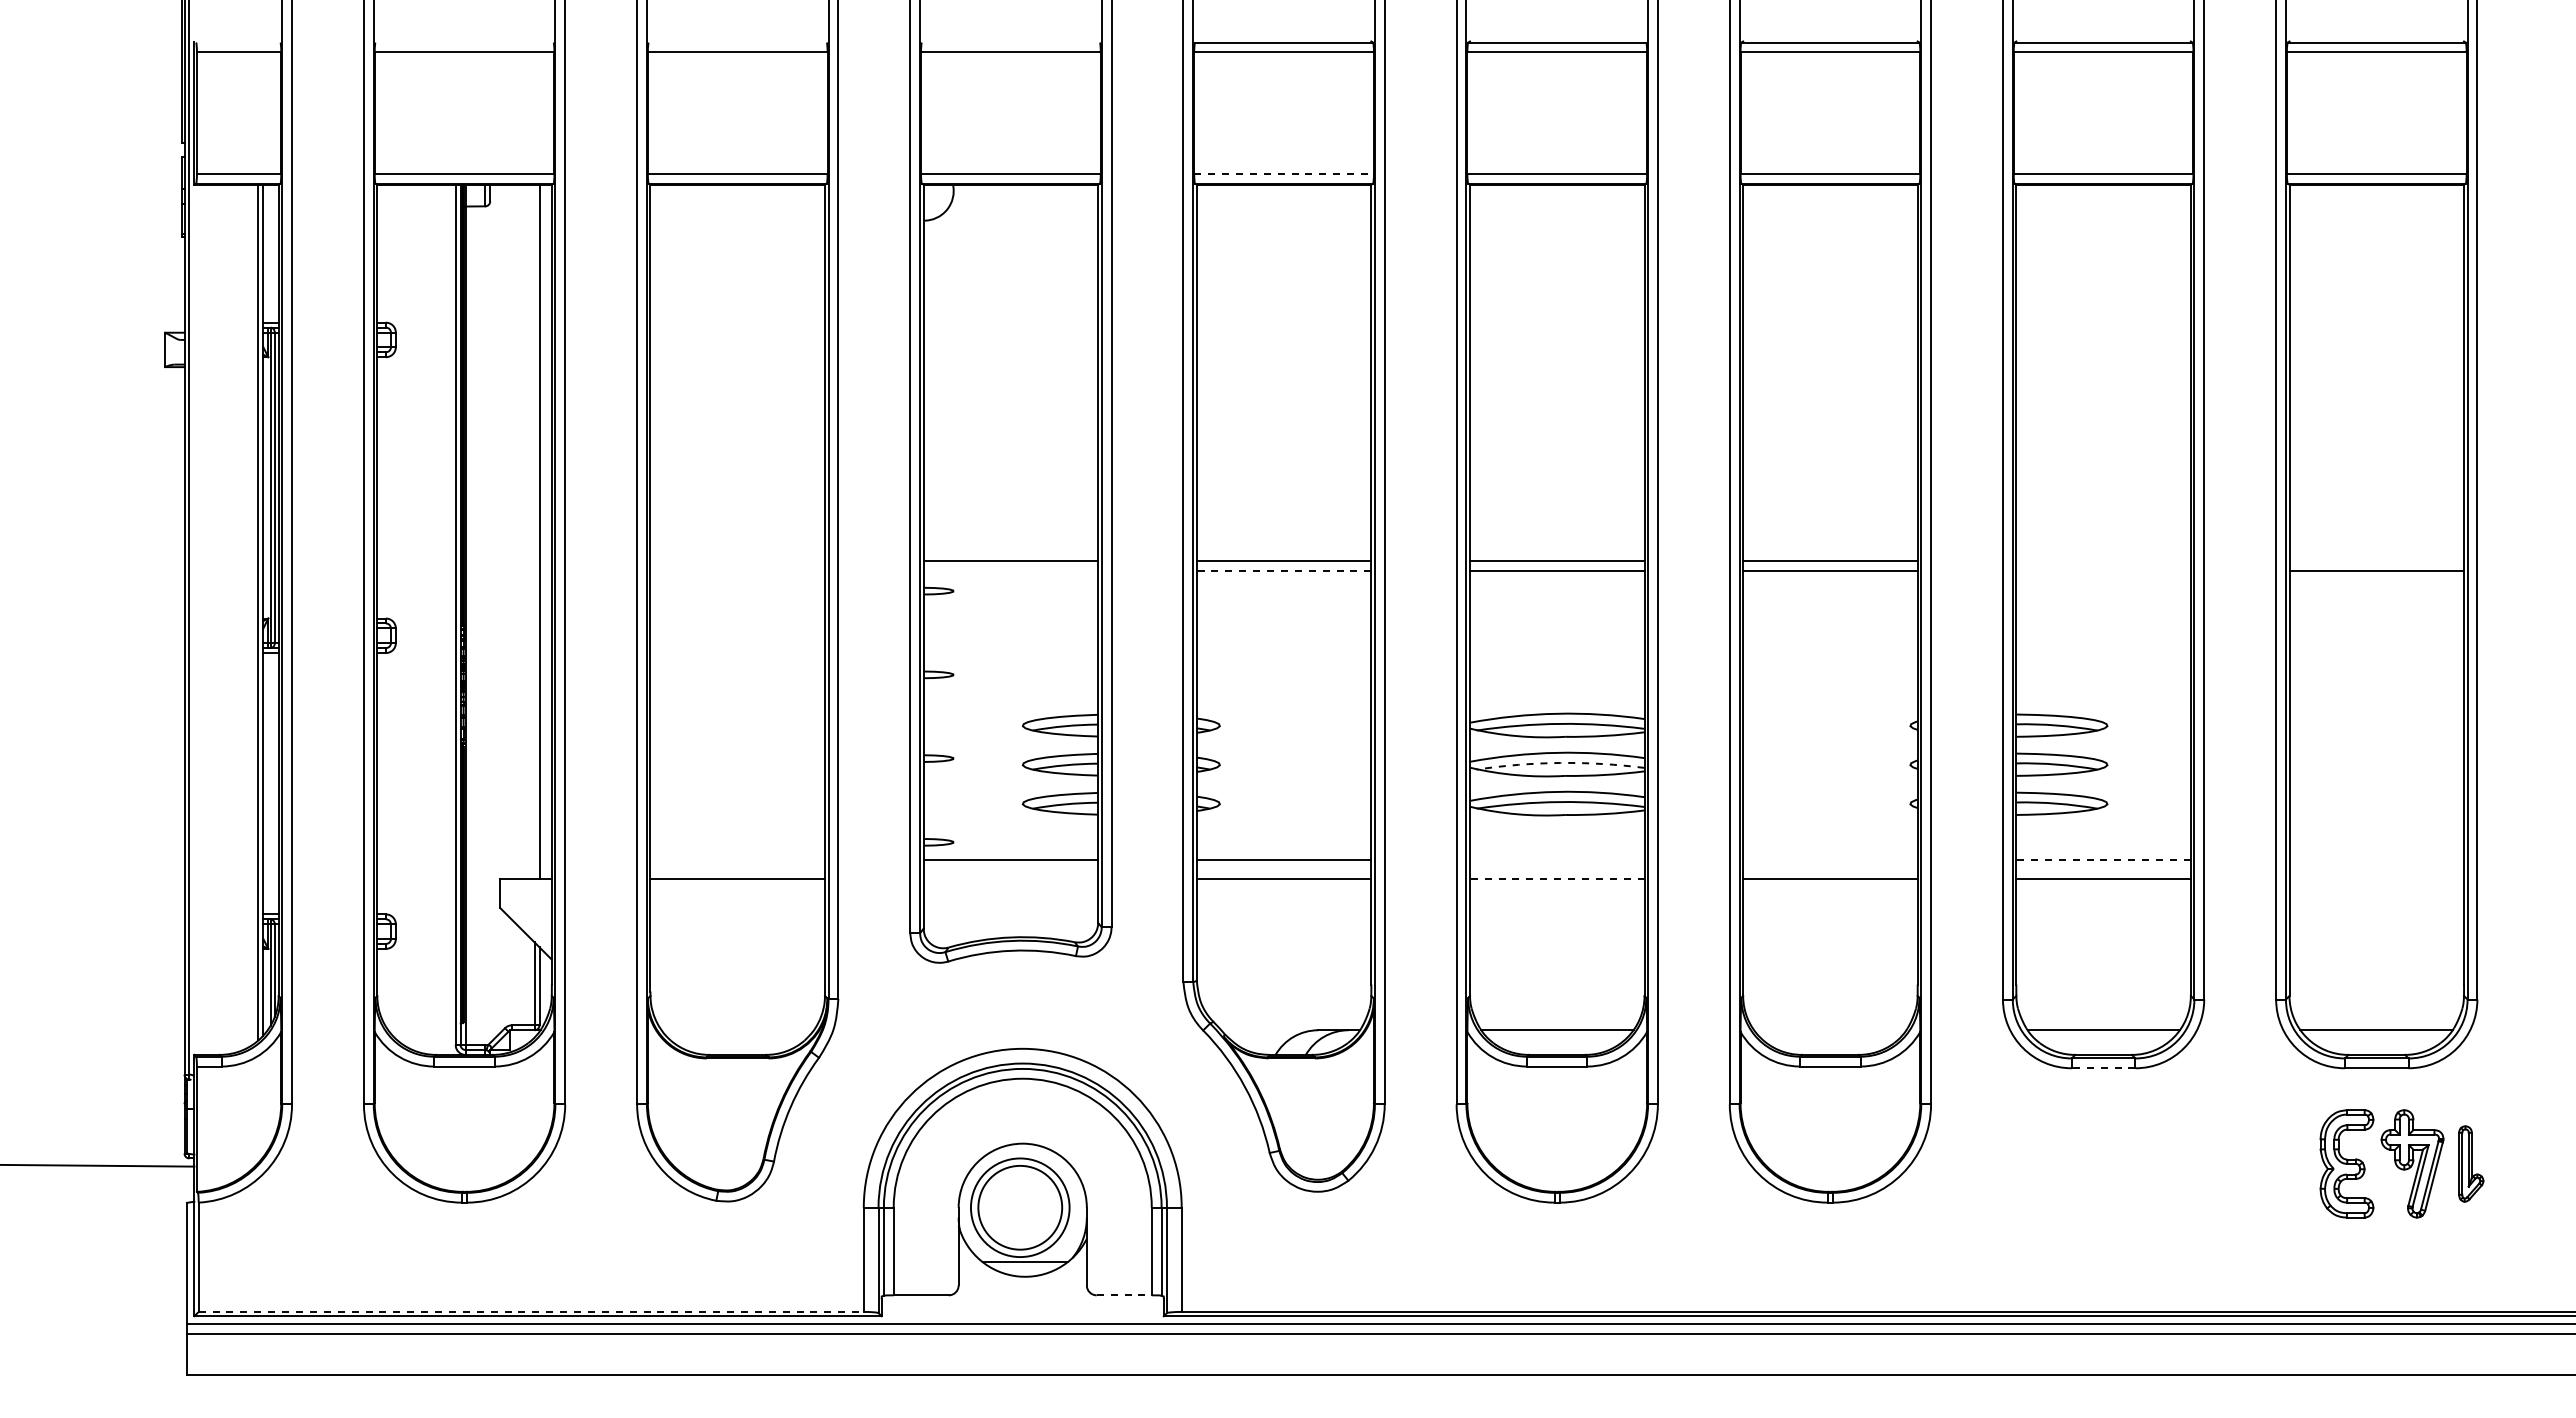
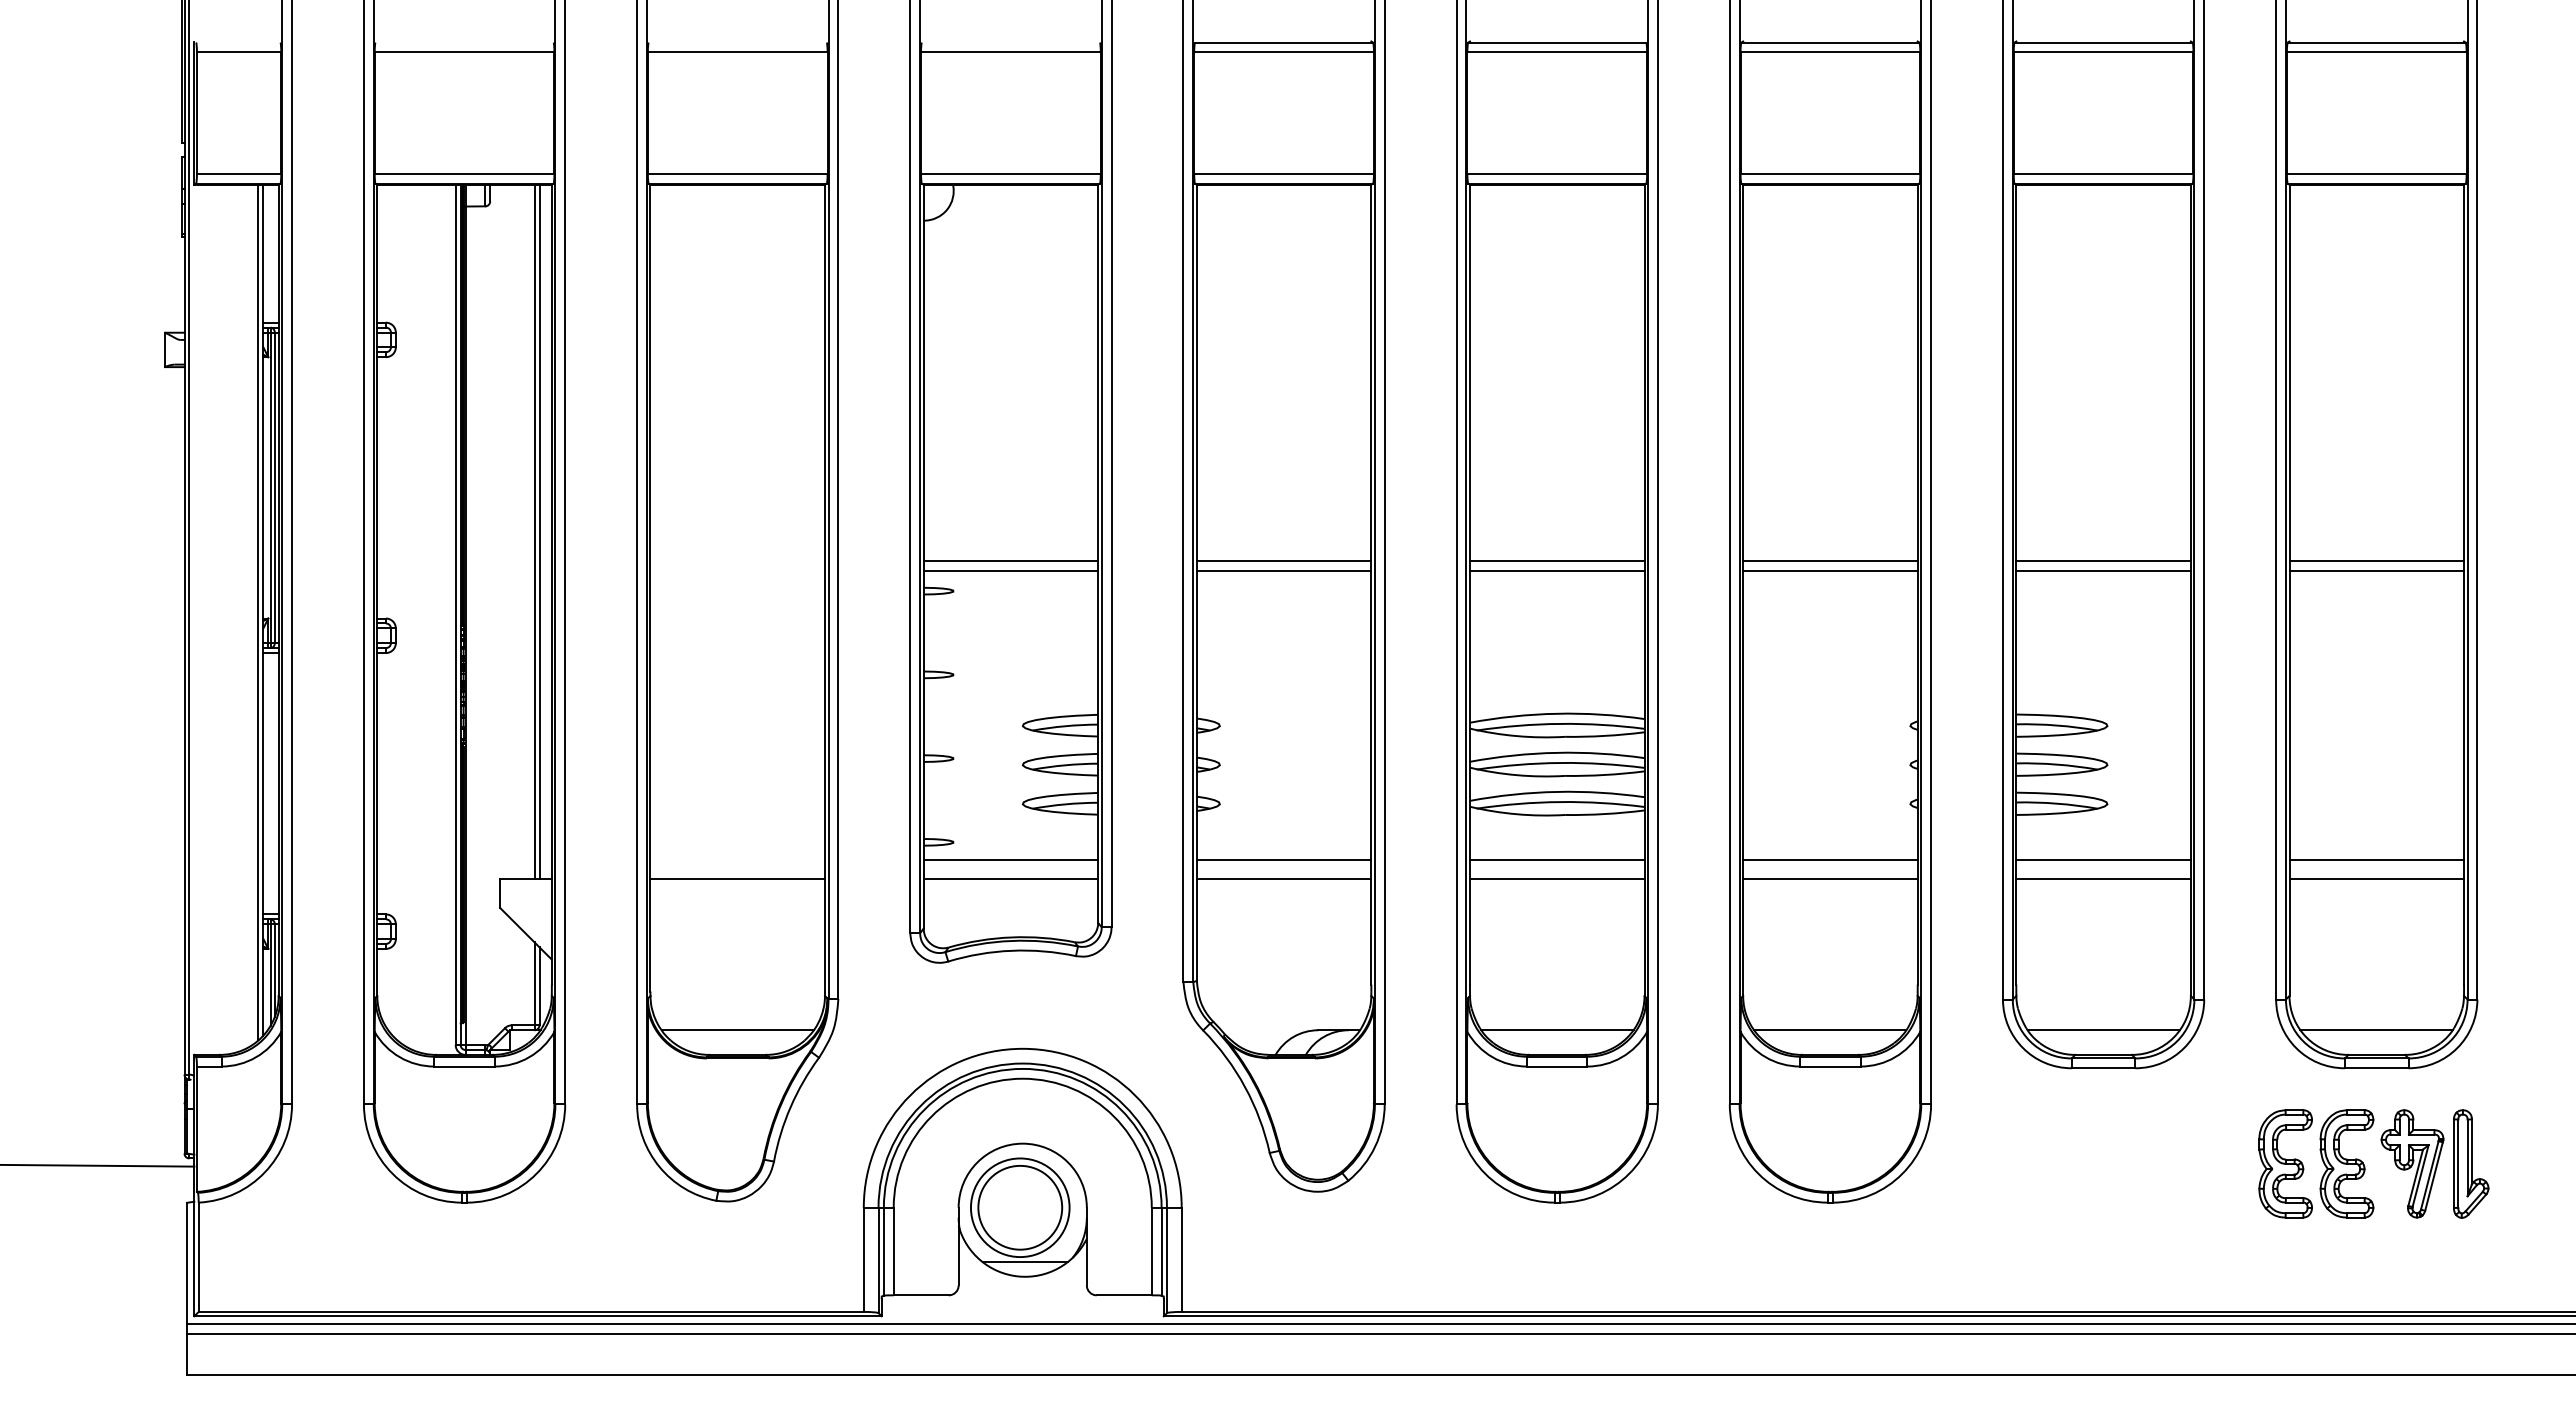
line: dashed -> solid (1284, 173)
line: none -> present (534, 531)
line: none -> present (2103, 560)
line: none -> present (2376, 560)
line: none -> present (1010, 570)
line: dashed -> solid (1283, 570)
line: none -> present (2103, 570)
arc: dashed -> solid (1560, 762)
line: none -> present (1556, 859)
line: none -> present (1830, 859)
line: dashed -> solid (2103, 859)
line: none -> present (2376, 859)
line: none -> present (1010, 879)
line: dashed -> solid (1556, 879)
line: none -> present (2376, 879)
line: none -> present (737, 1030)
line: none -> present (1830, 1030)
line: dashed -> solid (2103, 1068)
part: none -> present (2285, 1163)
part size: 27x78 px -> 37x110 px (2471, 1163)
line: dashed -> solid (1124, 1295)
line: dashed -> solid (531, 1311)
